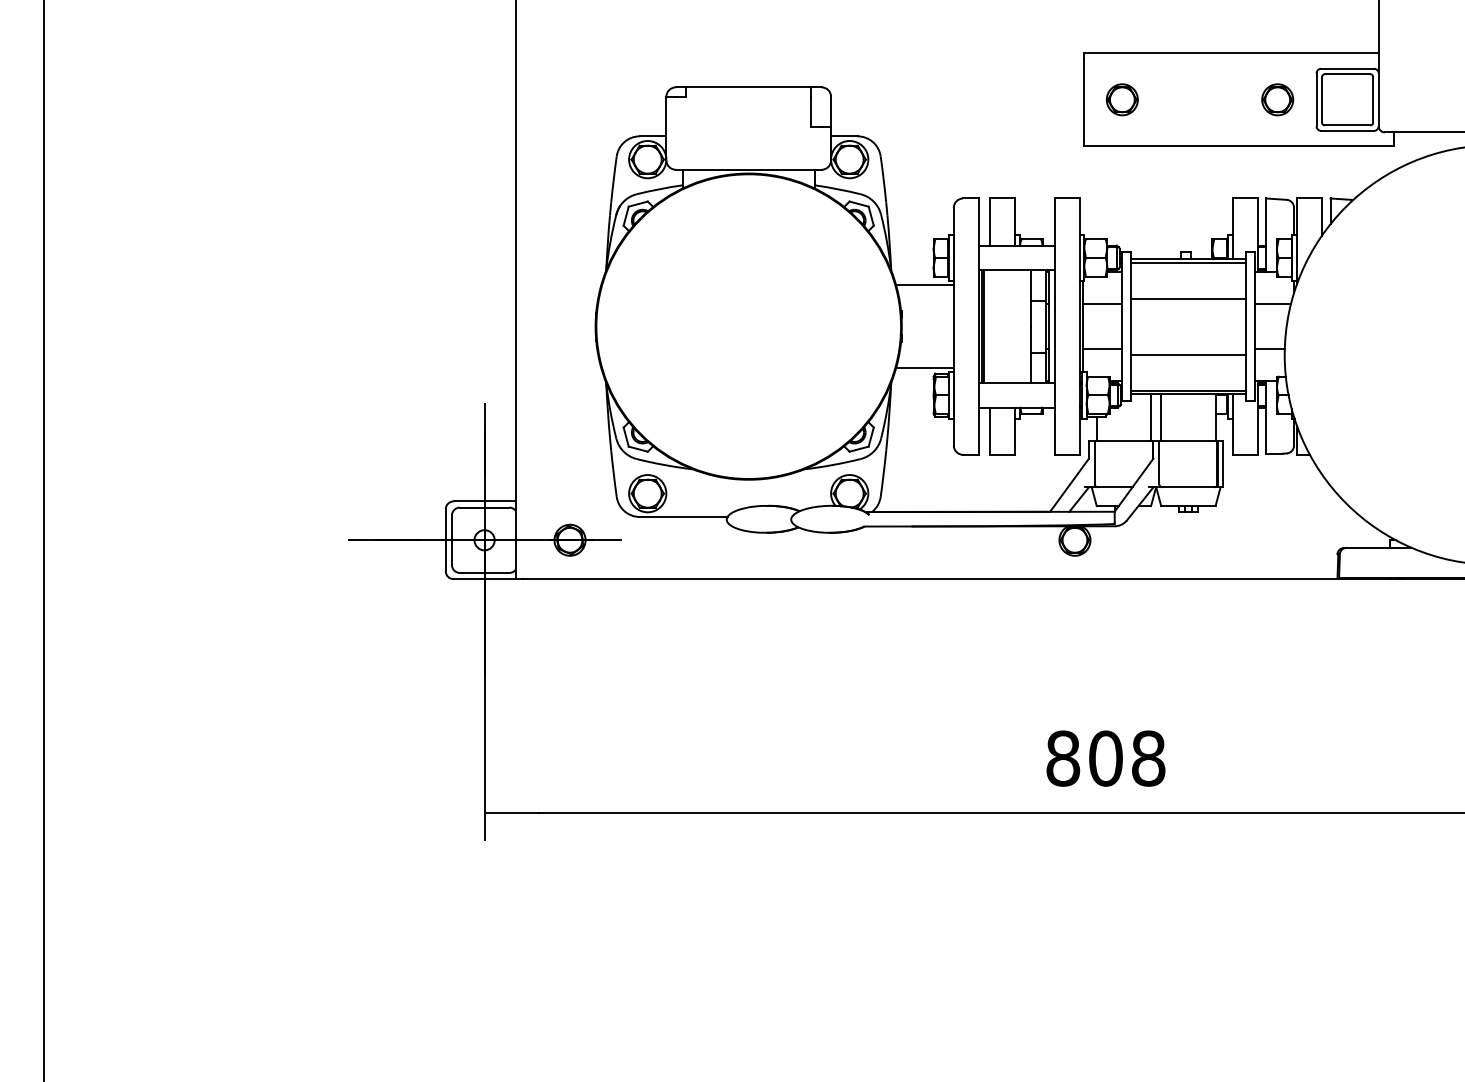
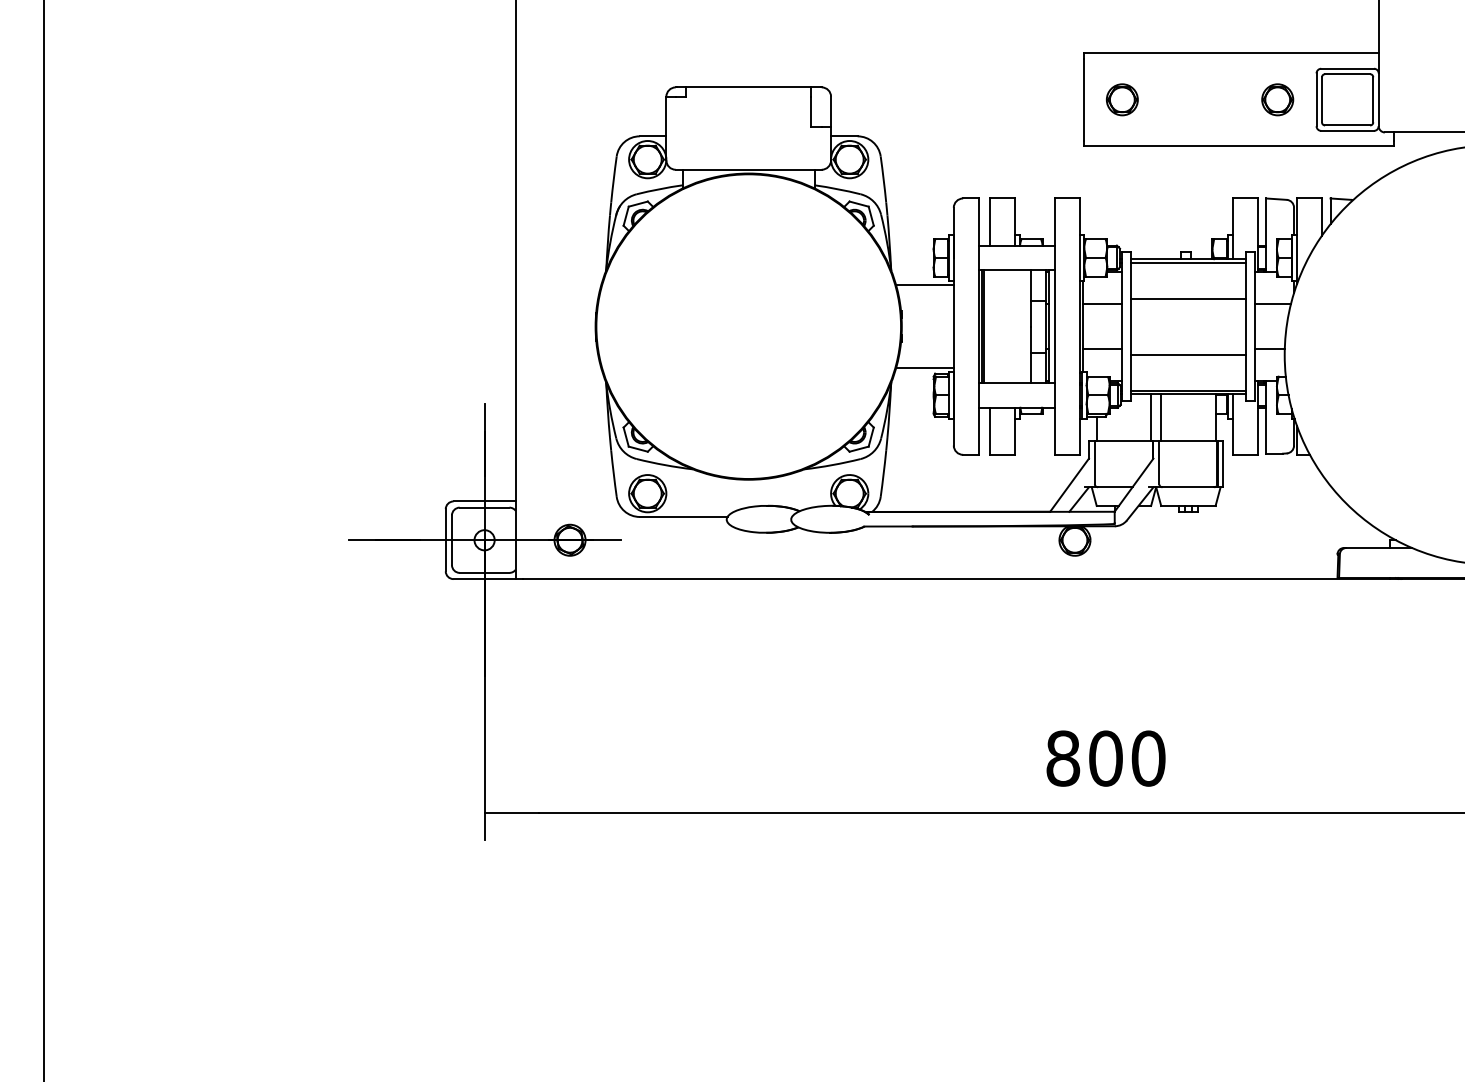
text: 808 -> 800 (1148, 758)
